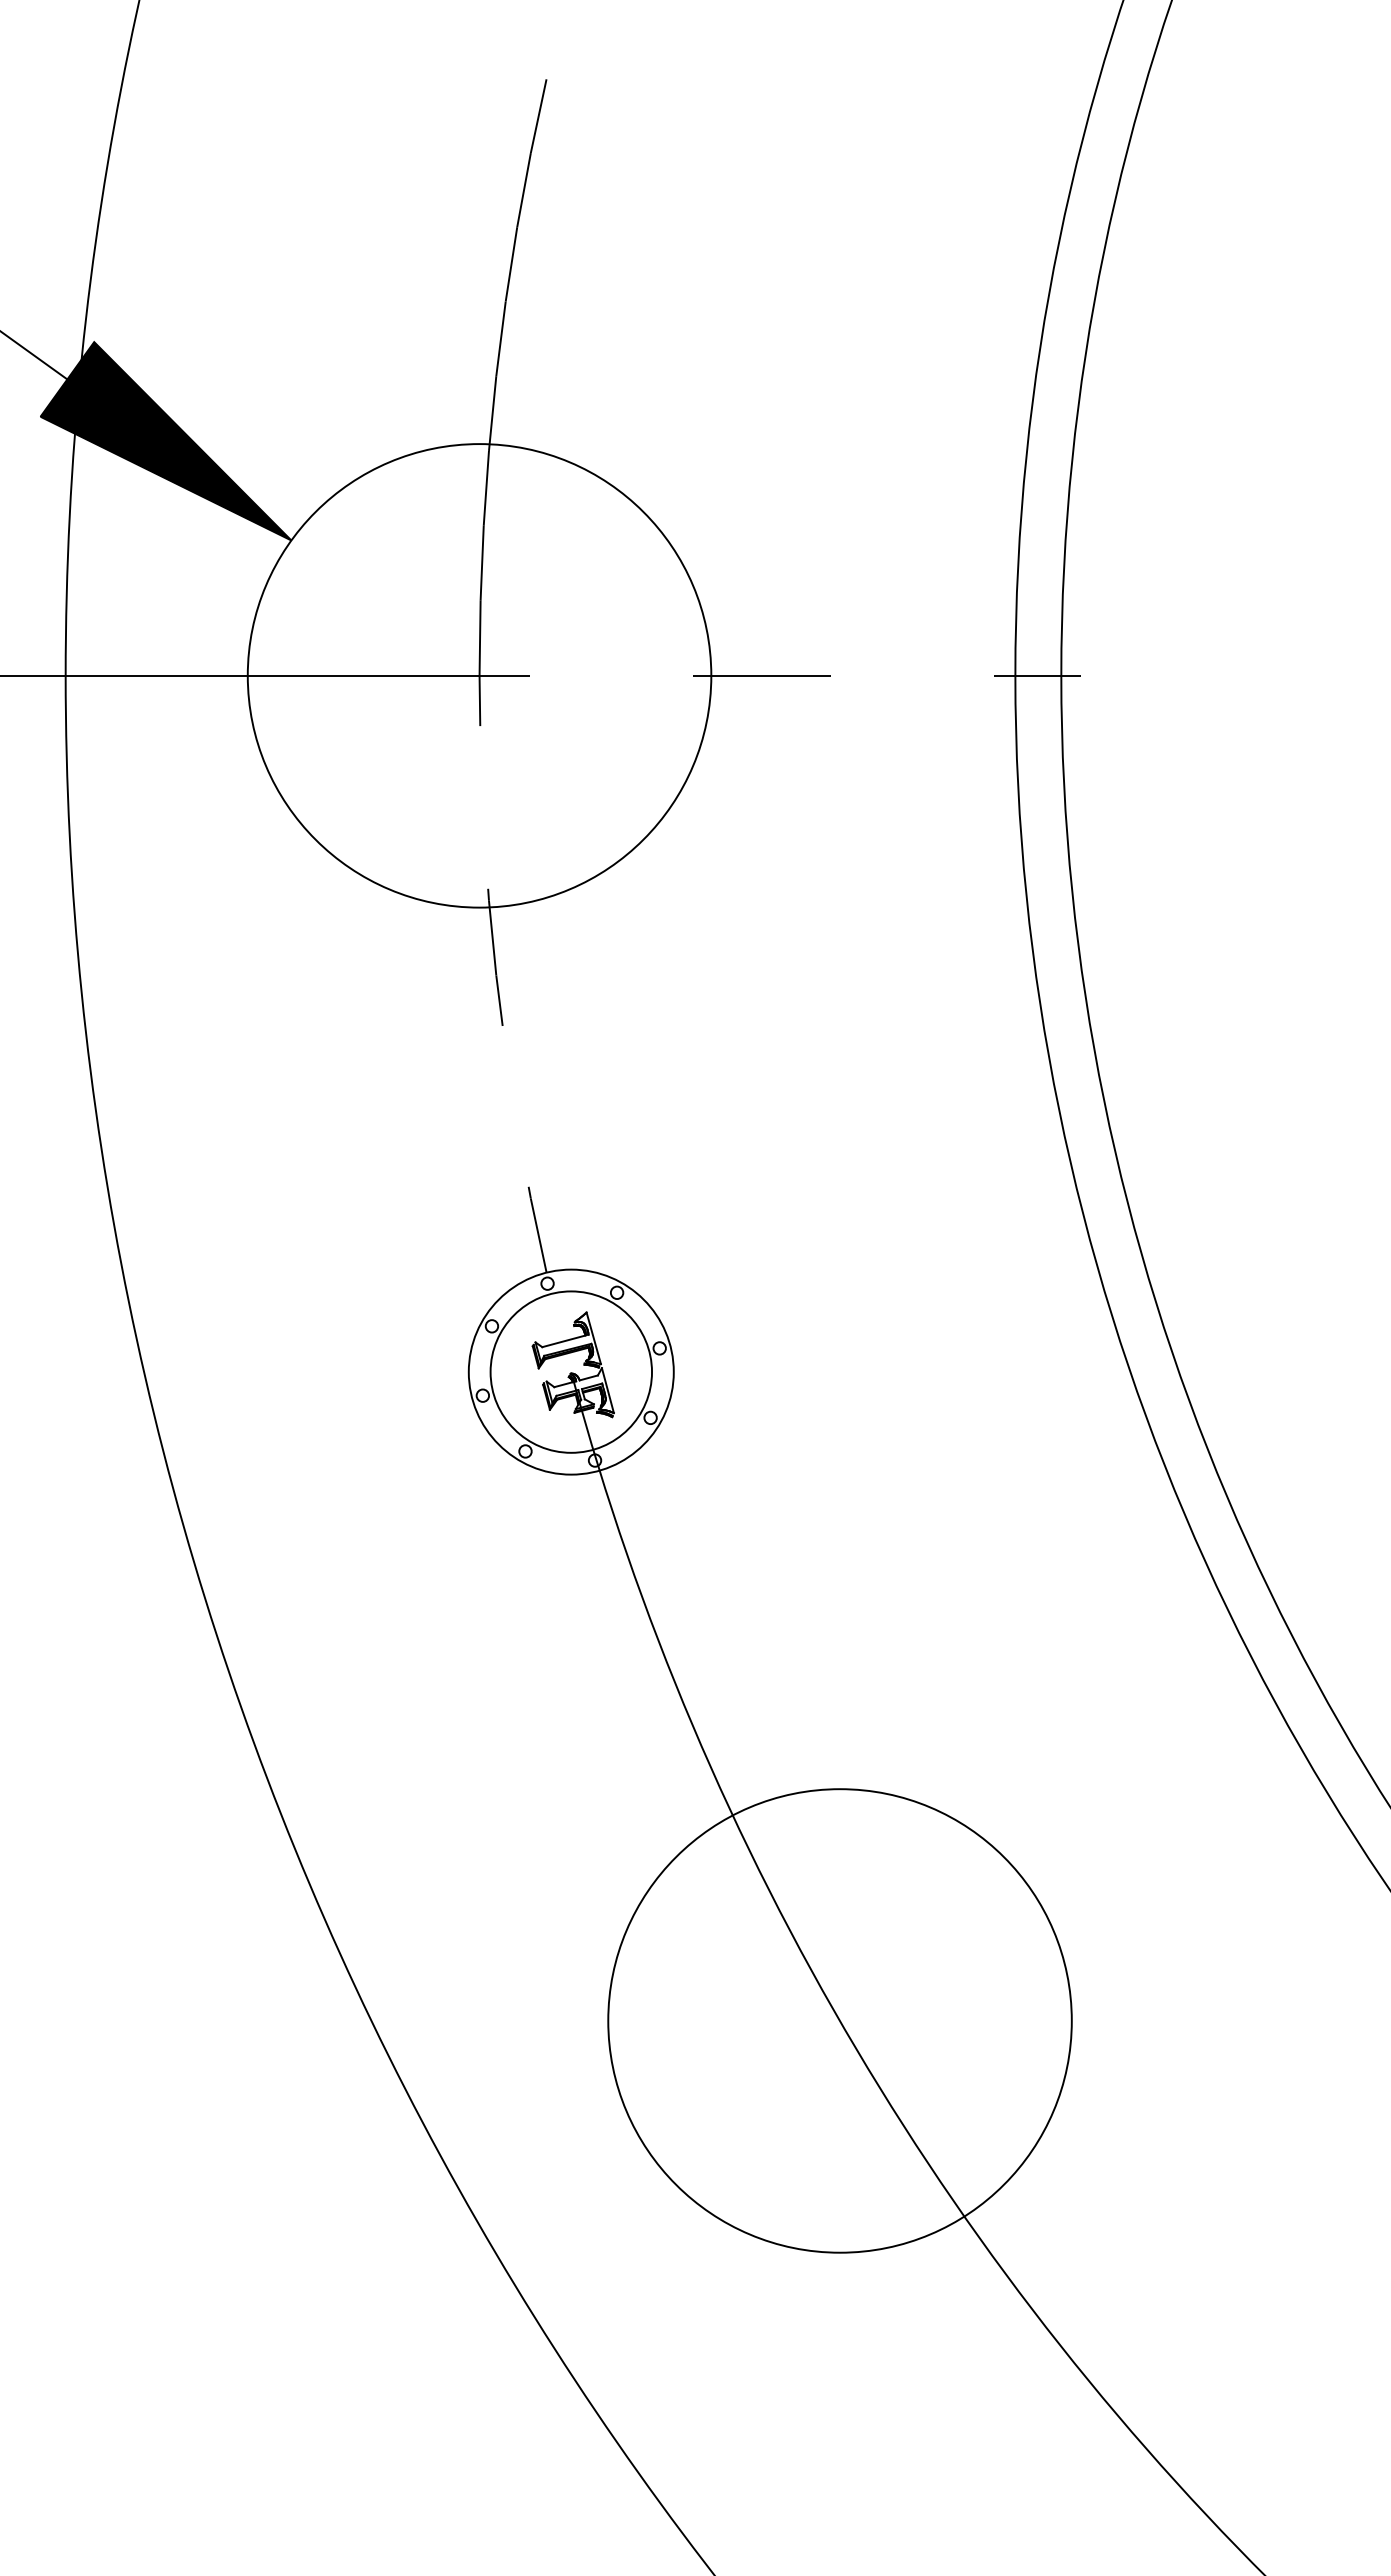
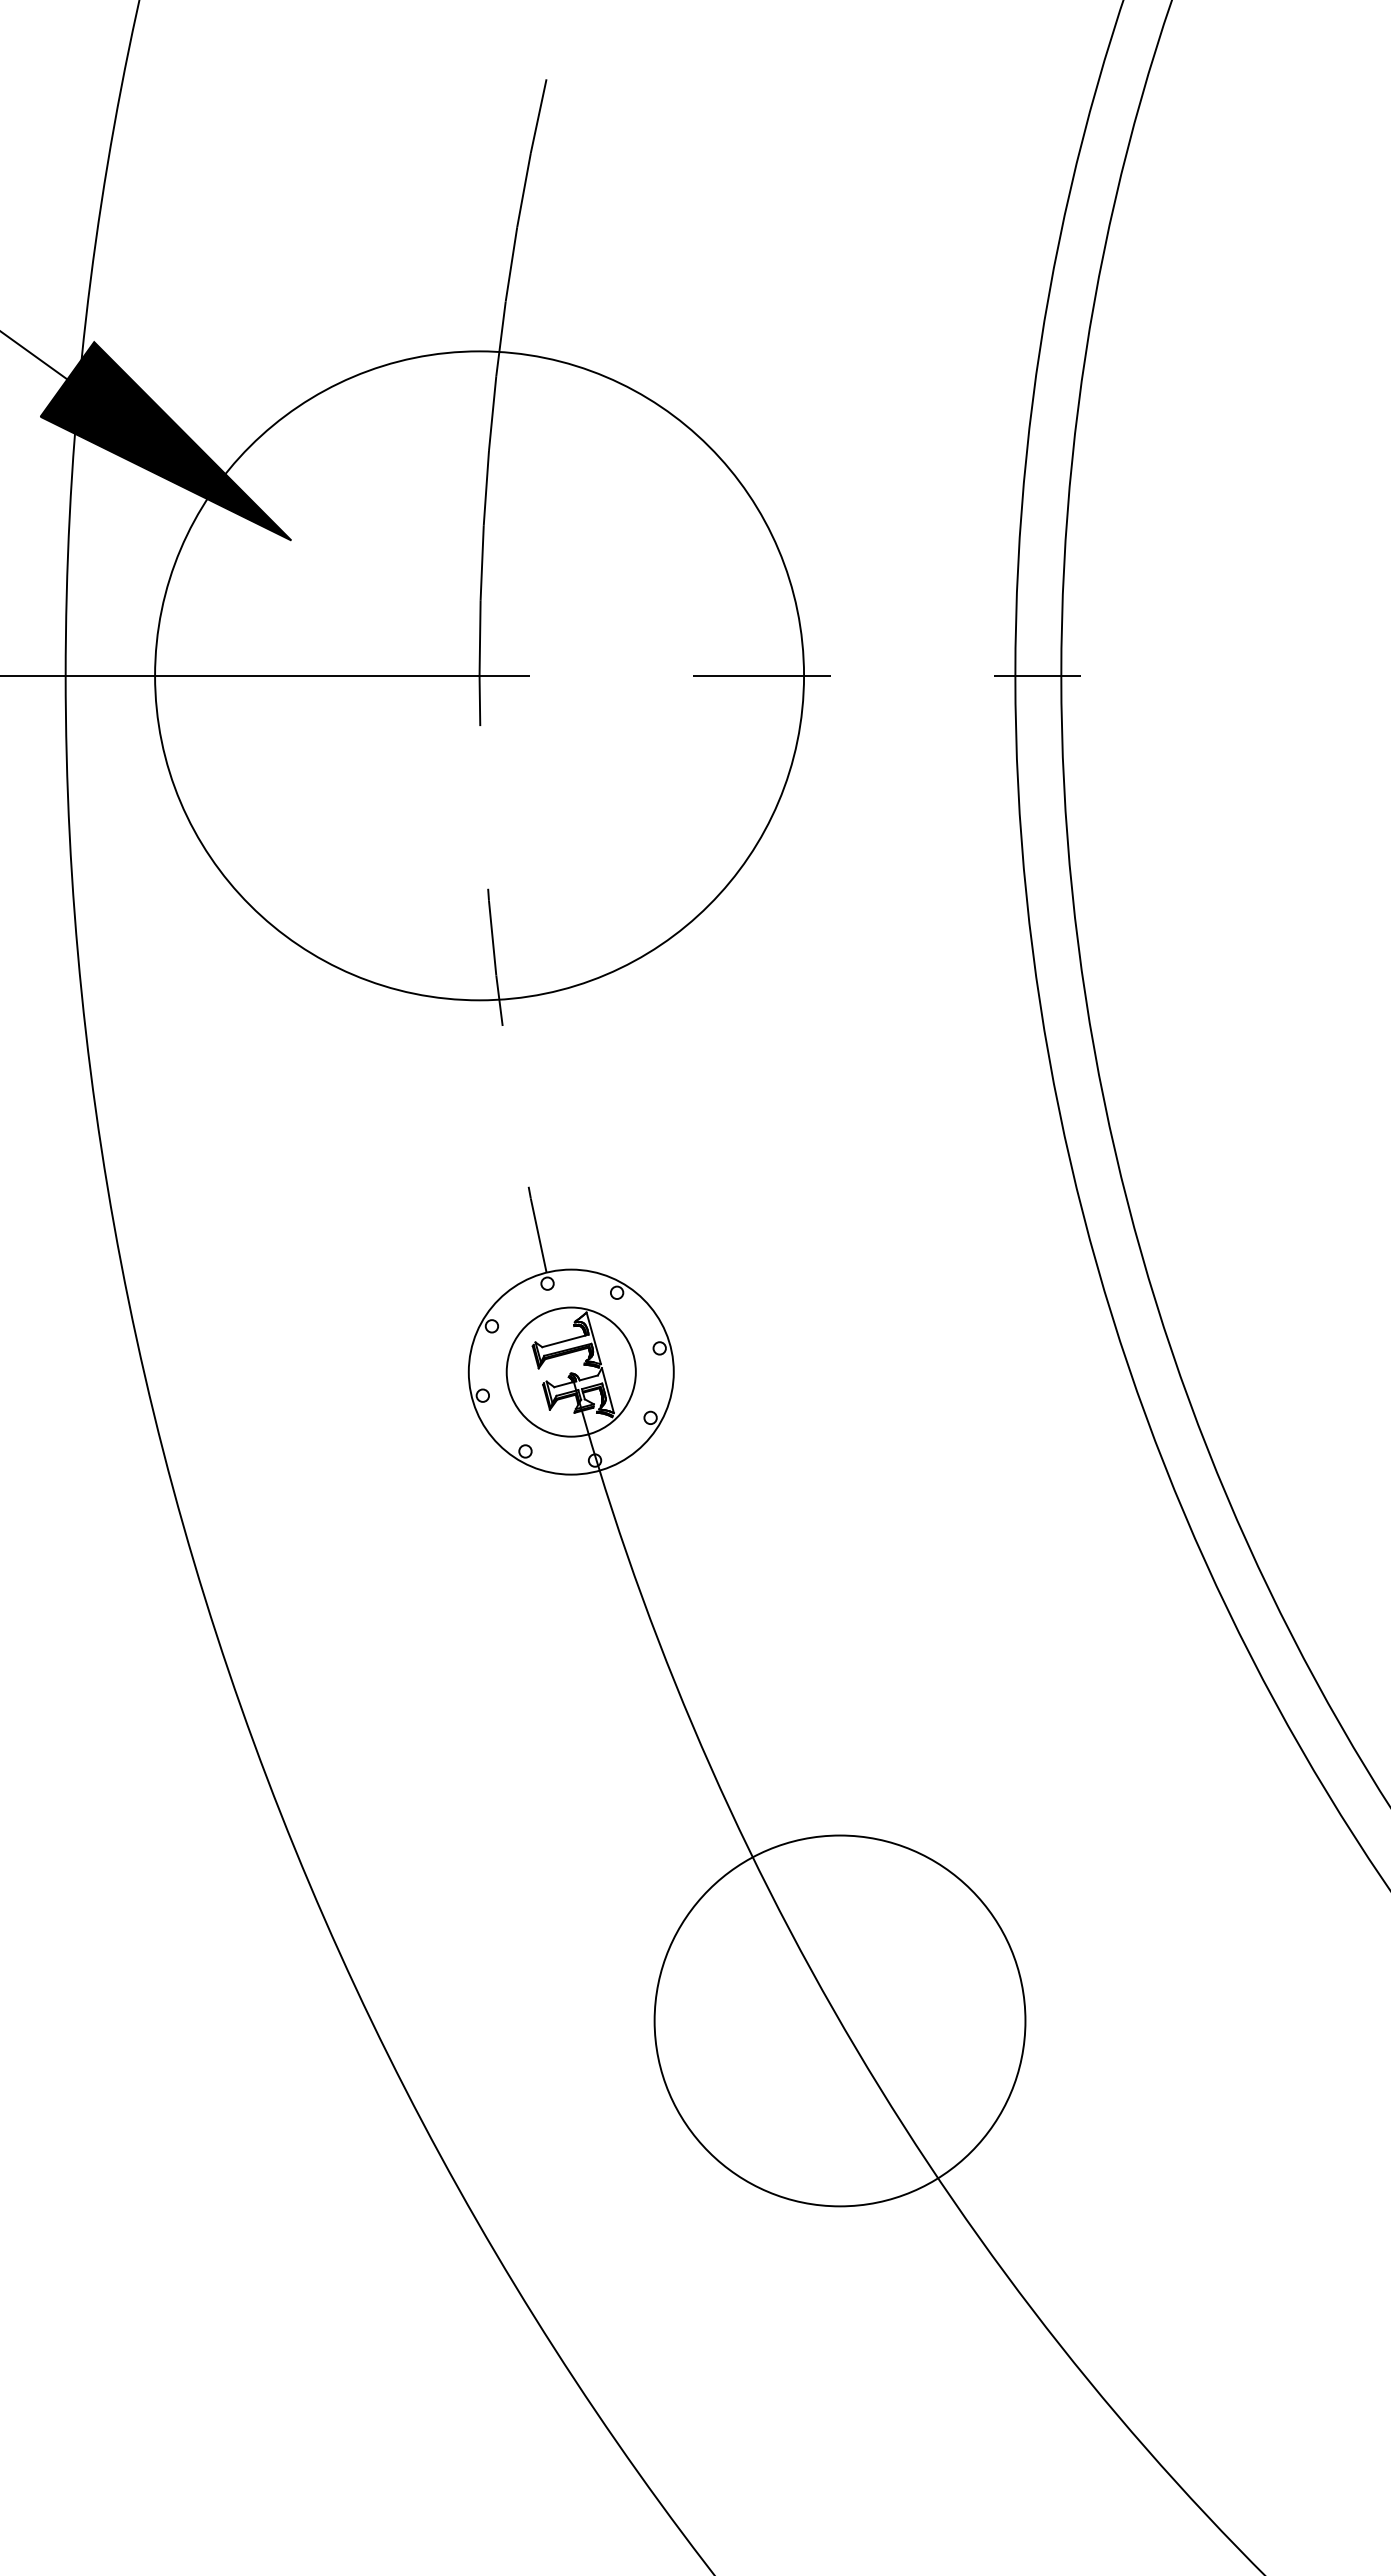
circle diameter: 464 px -> 649 px (479, 675)
circle diameter: 161 px -> 129 px (570, 1371)
circle diameter: 464 px -> 371 px (839, 2020)
